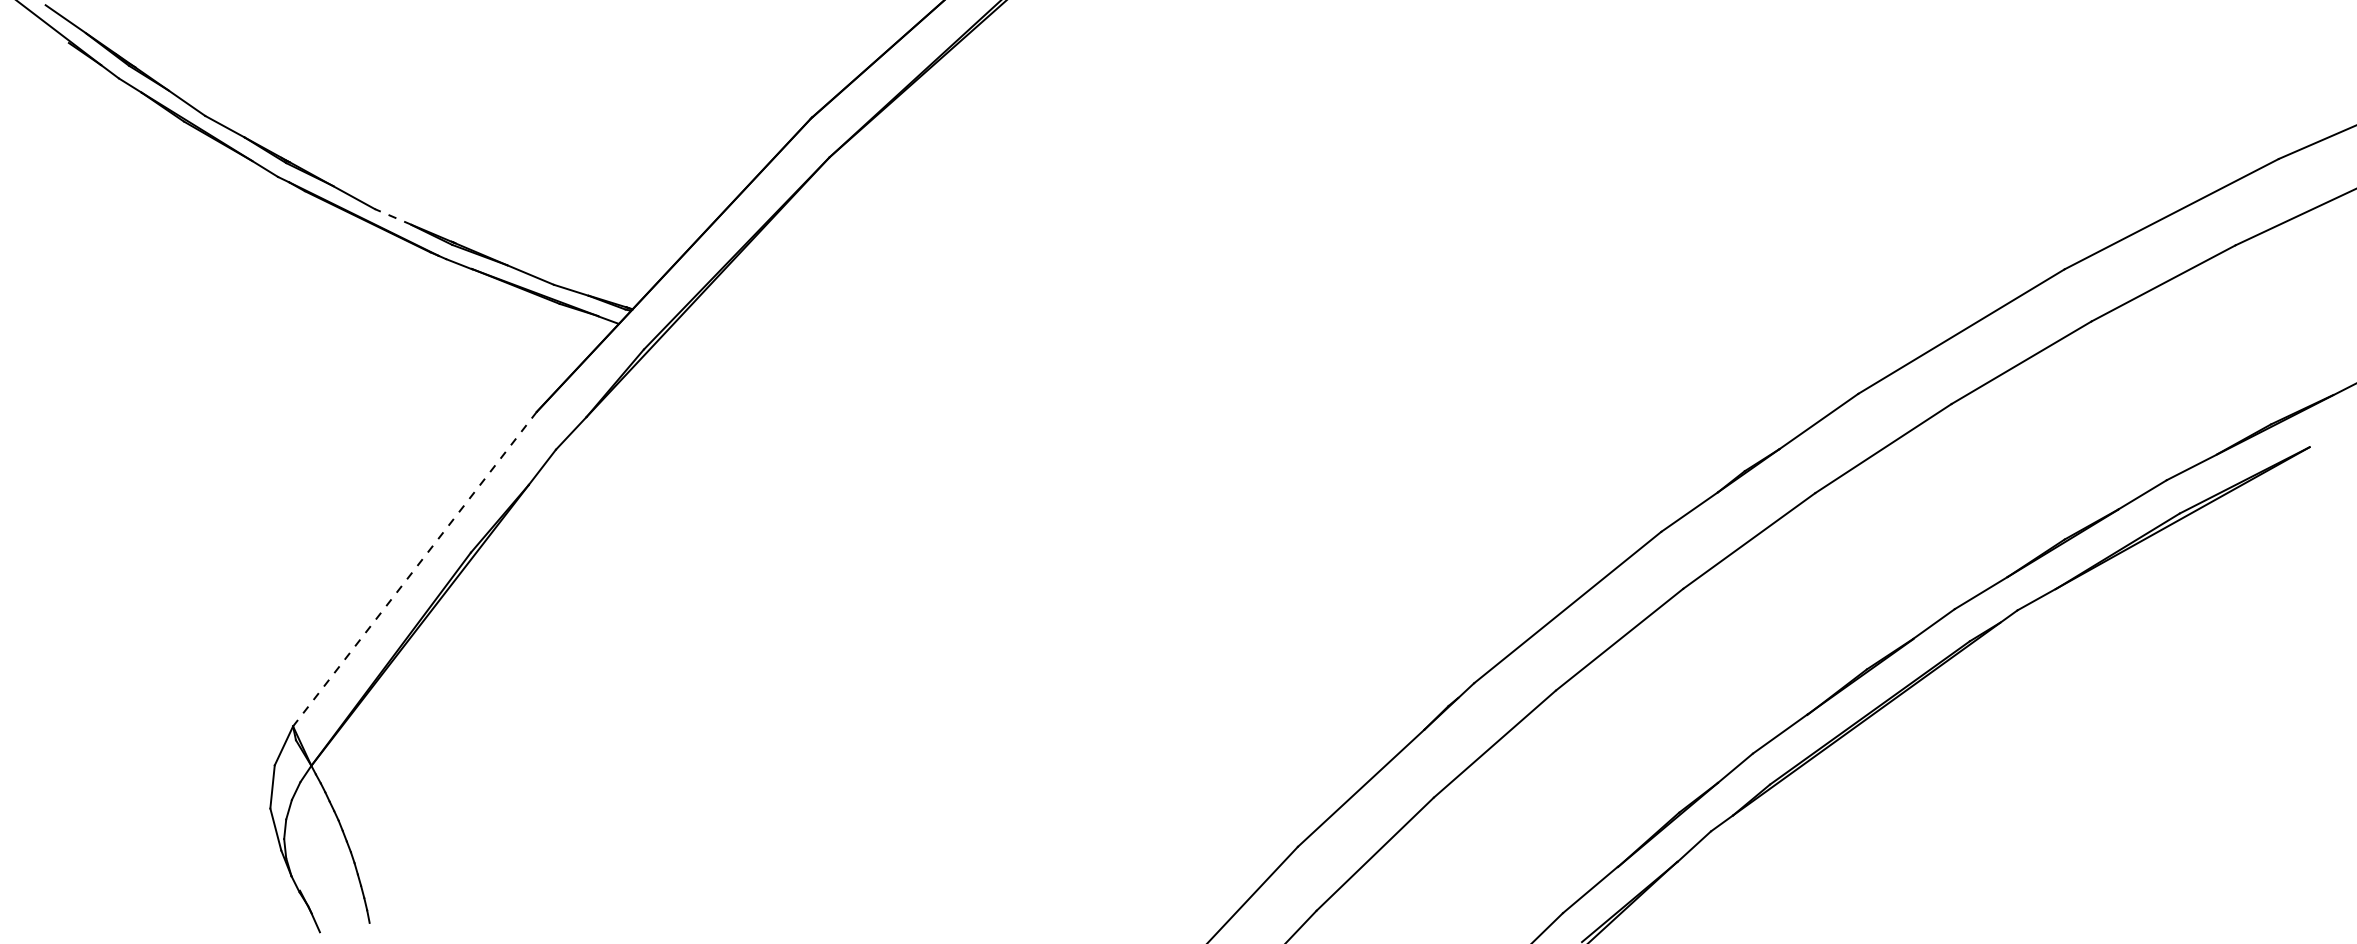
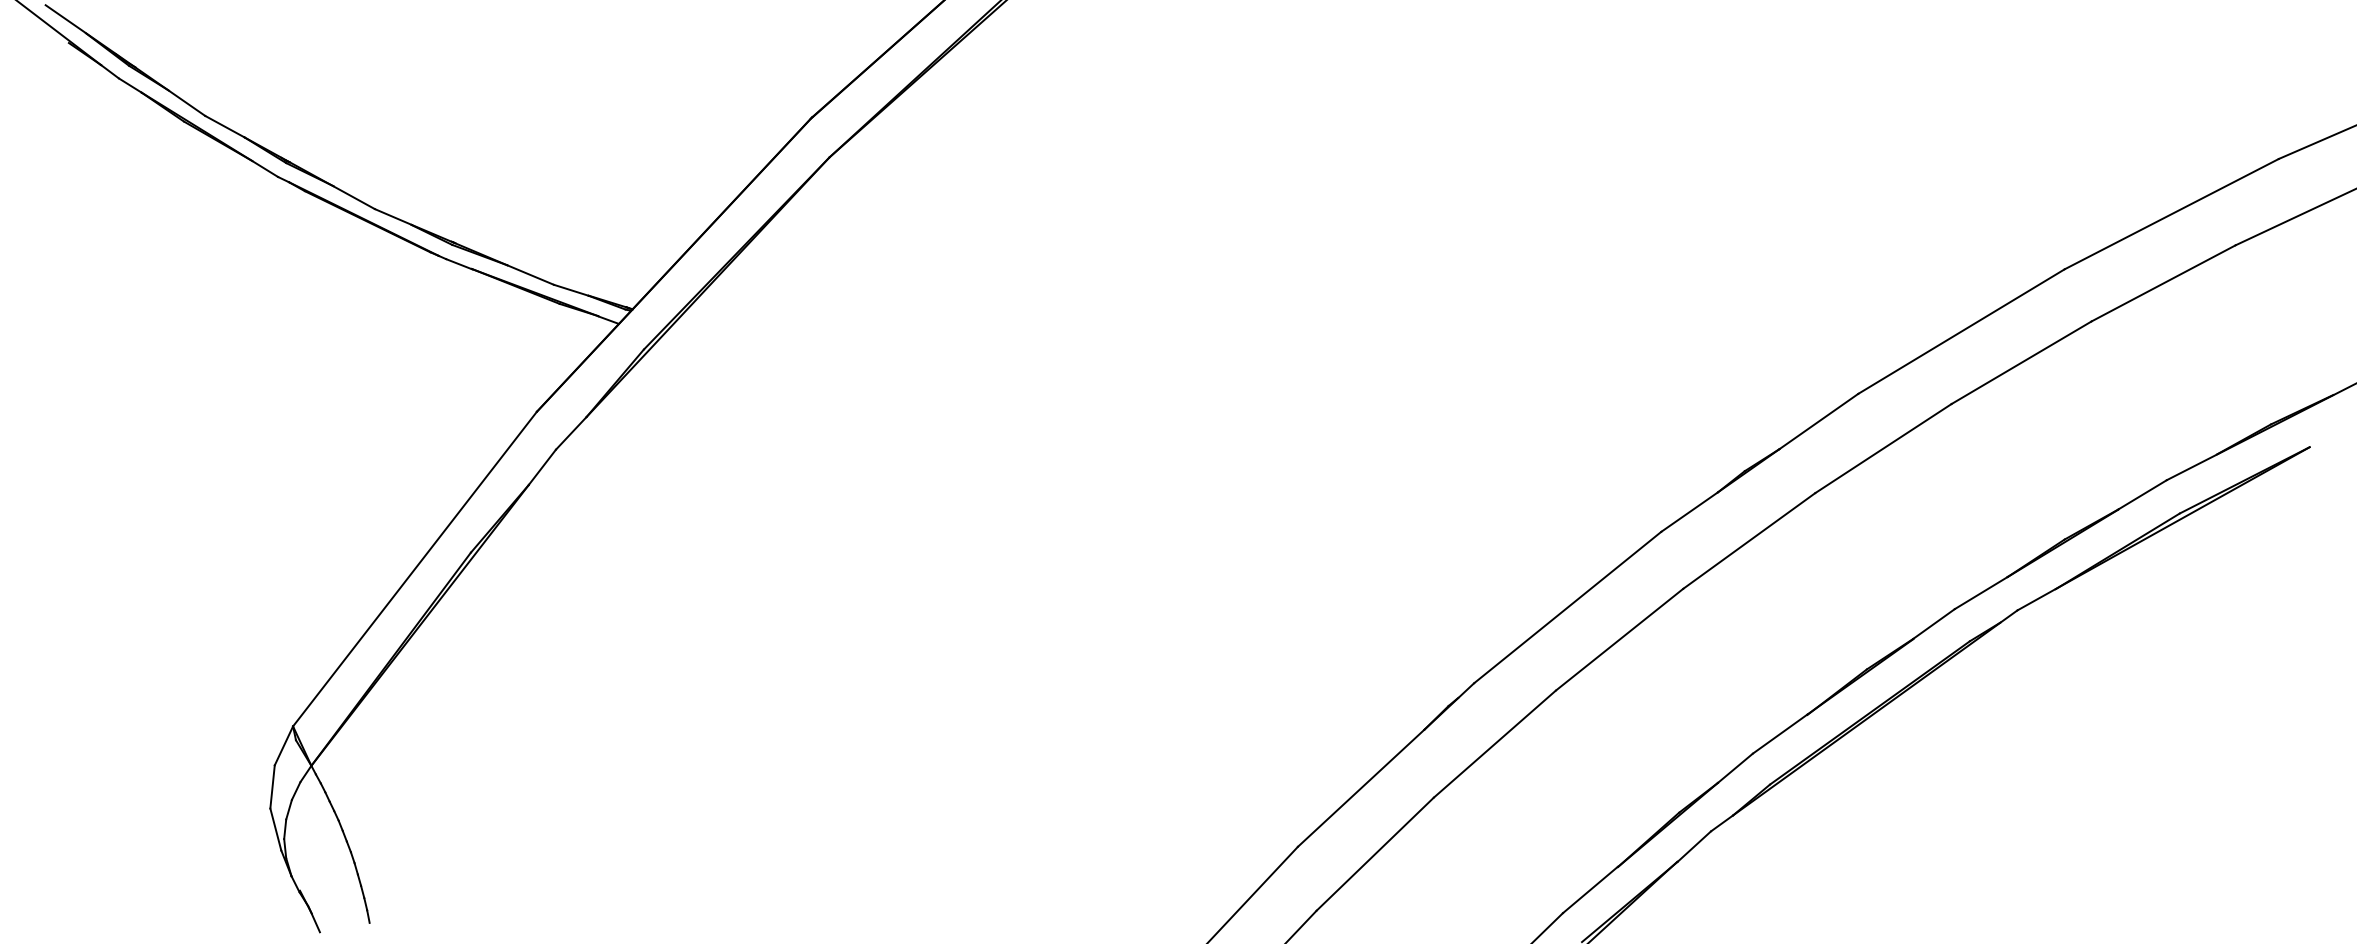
line: dashed -> solid (392, 216)
line: dashed -> solid (414, 569)
